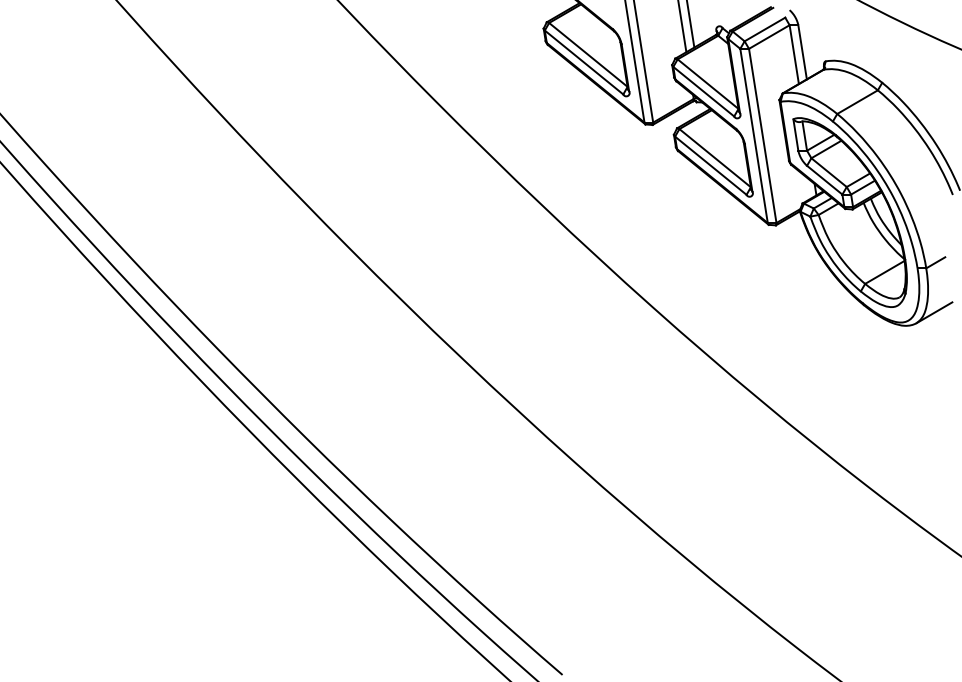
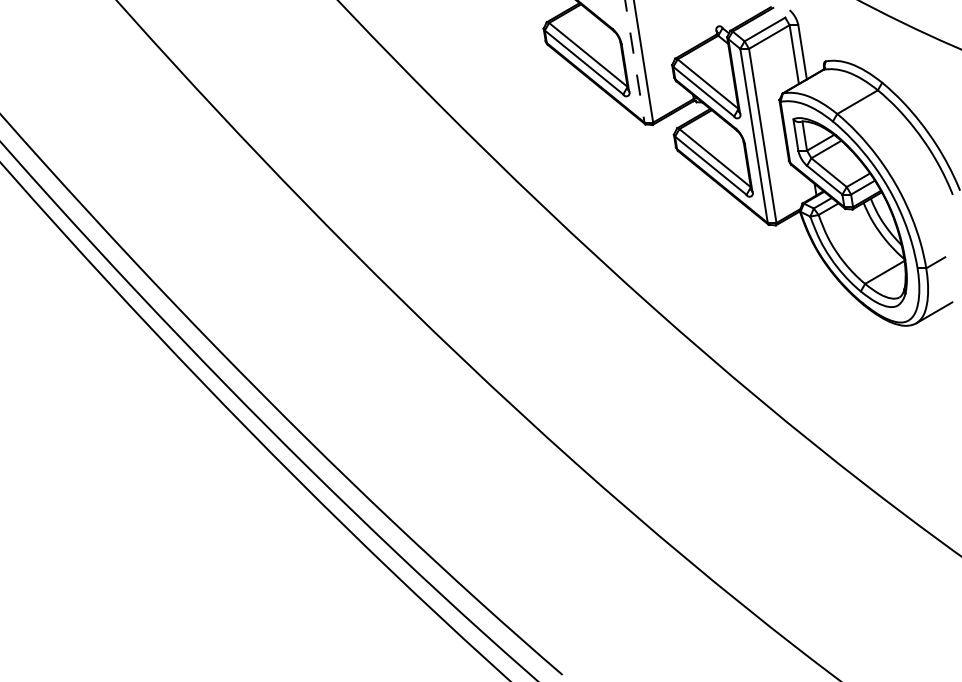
line: present -> none (690, 24)
line: present -> none (682, 27)
line: solid -> dashed (634, 61)
